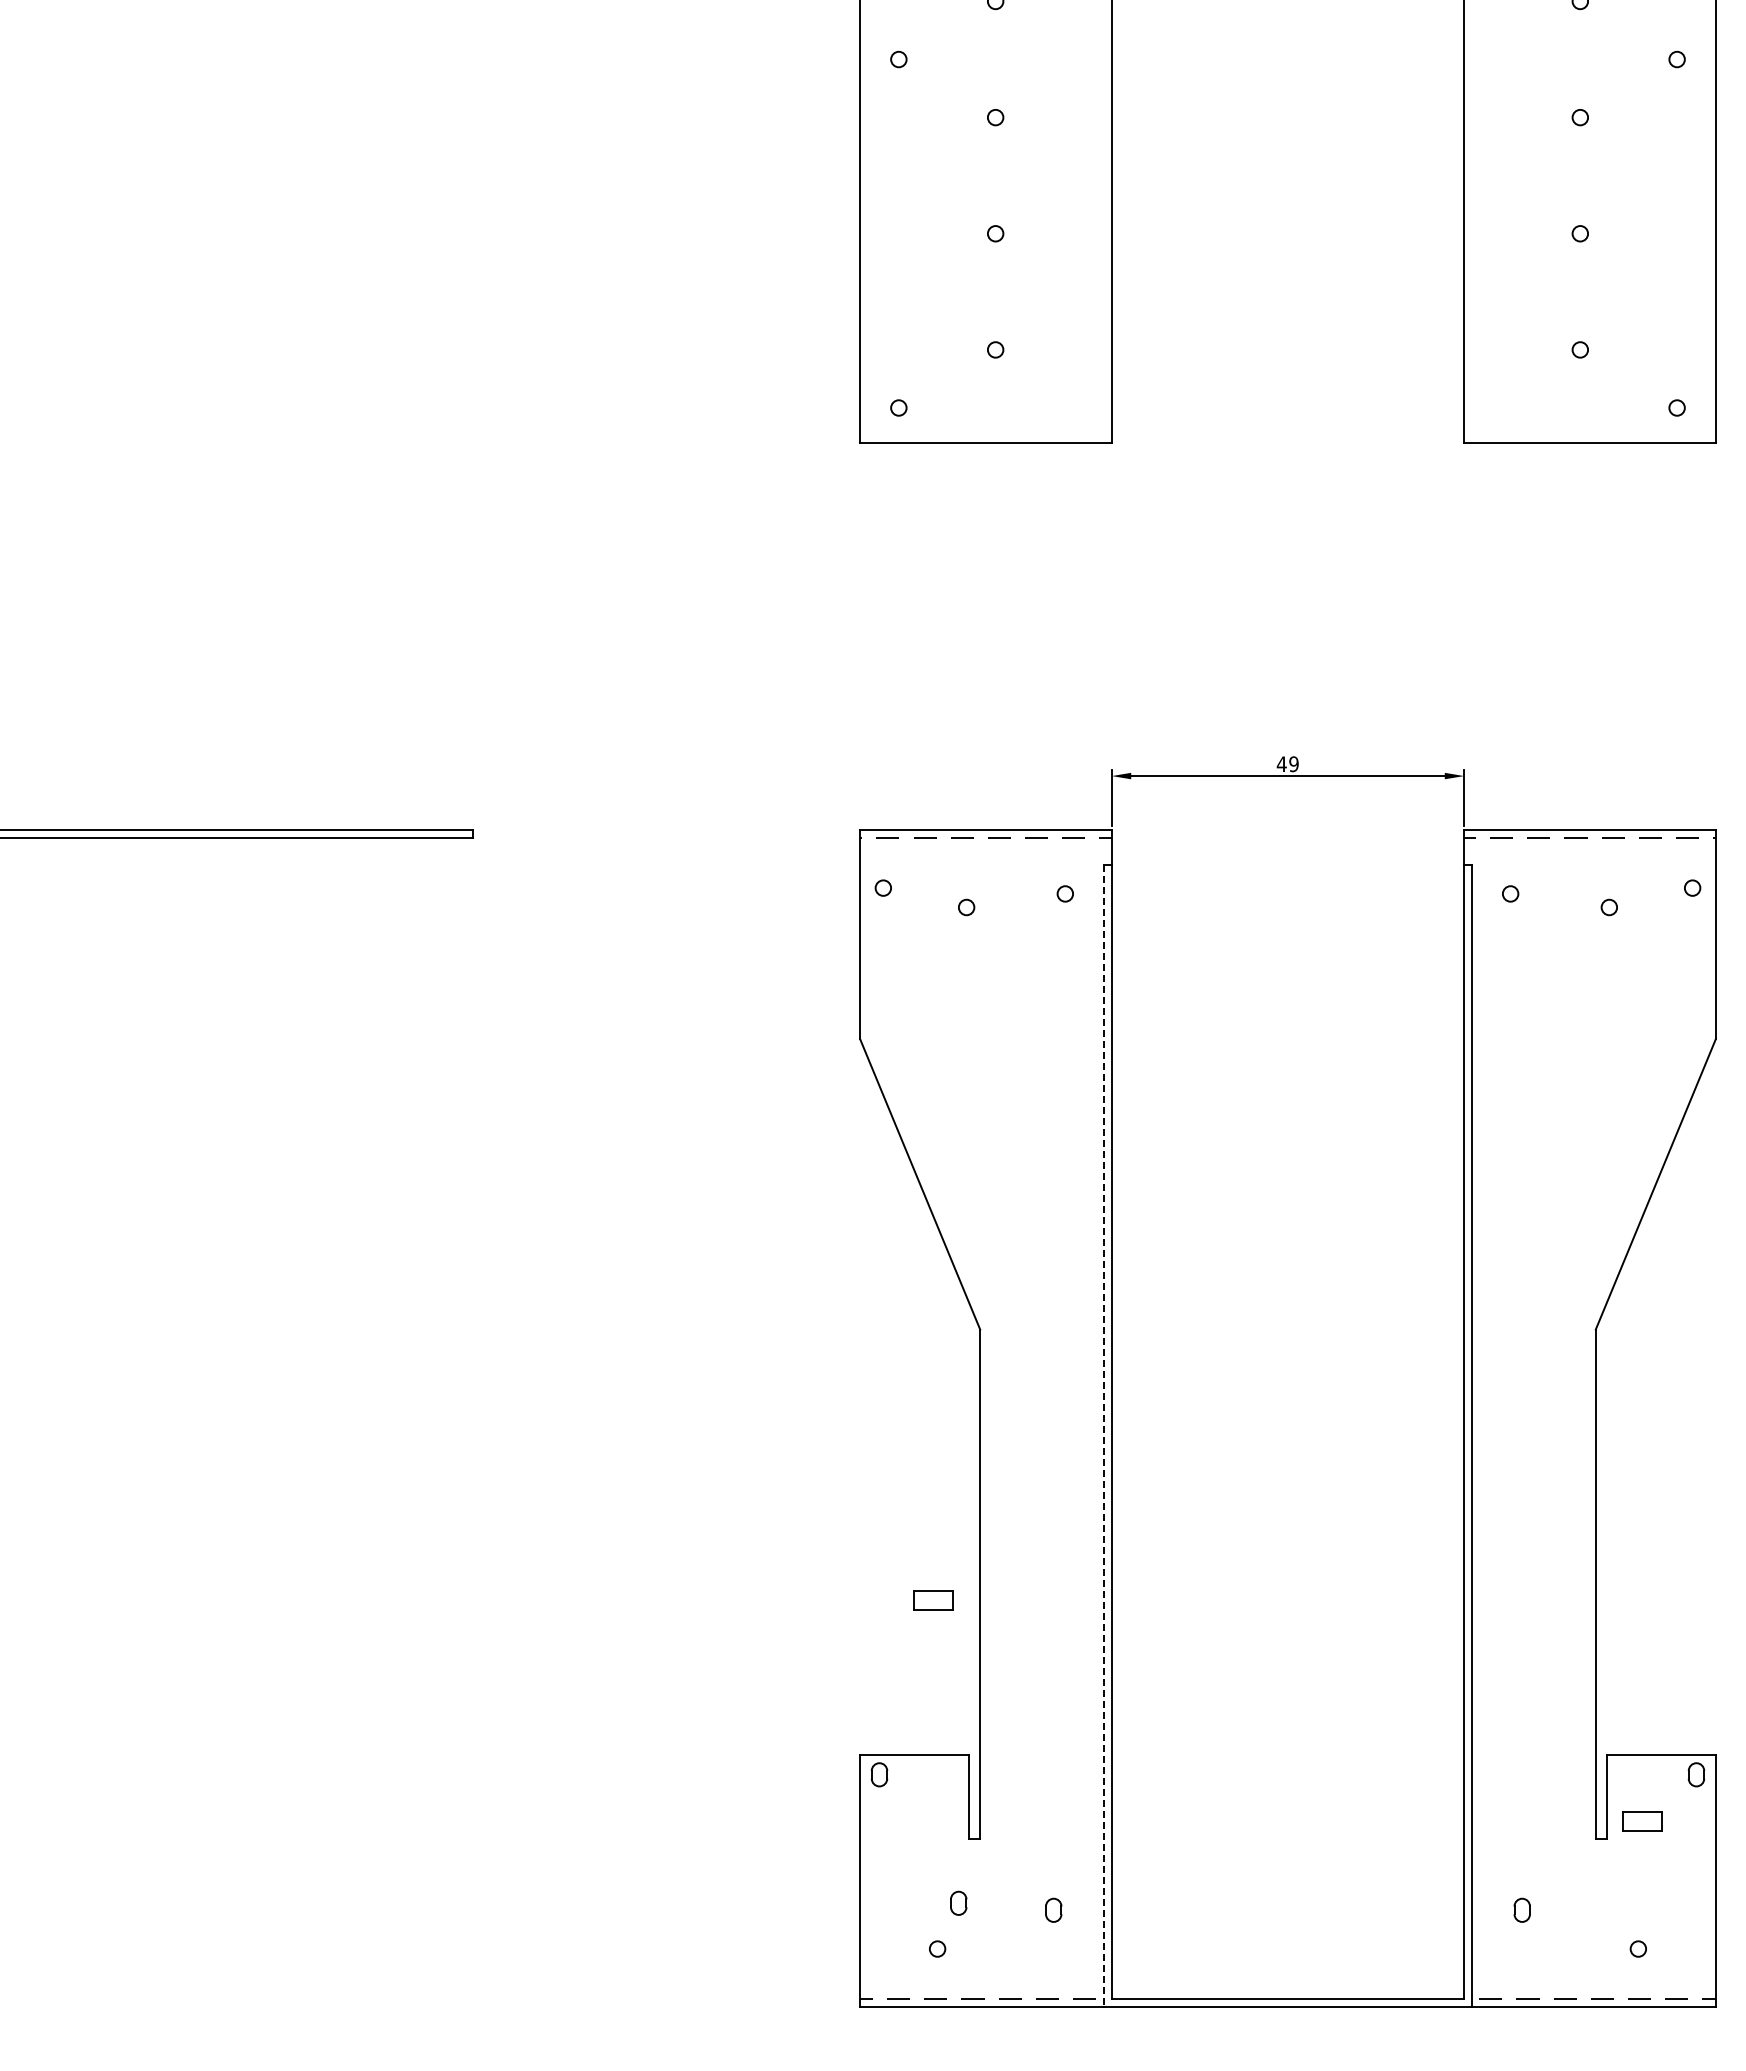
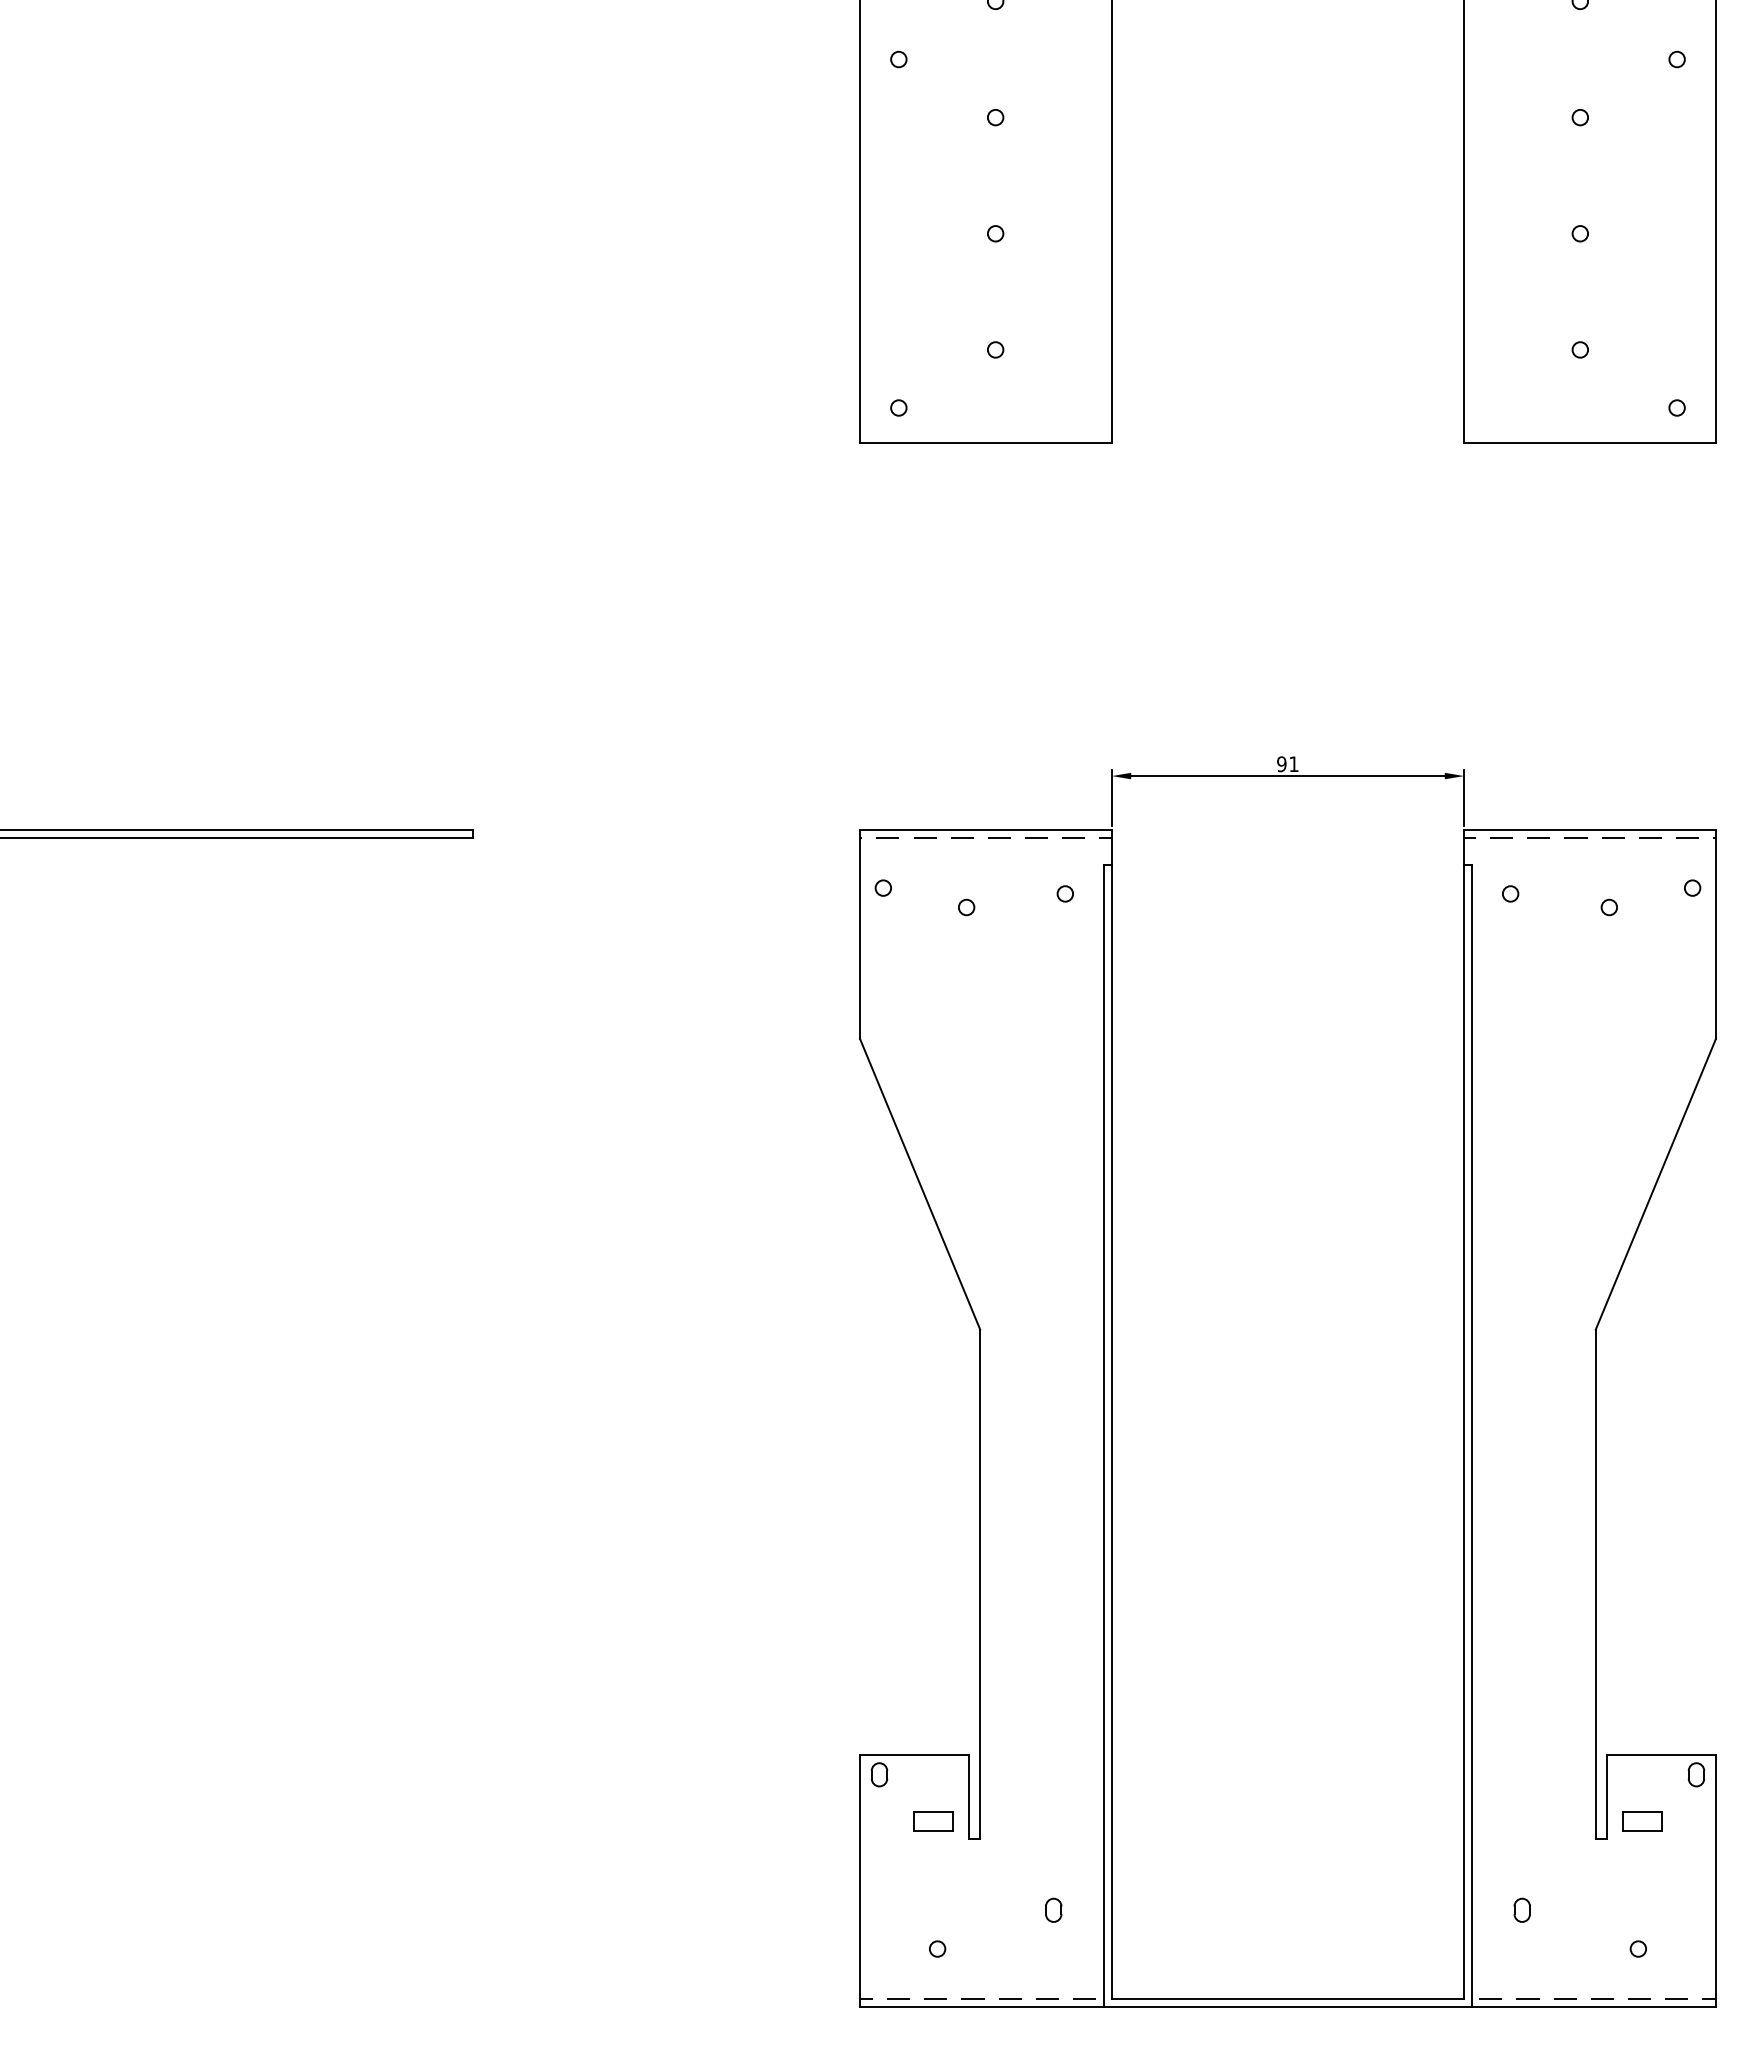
text: 49 -> 91 (1287, 764)
line: dashed -> solid (1104, 1436)
part position: (933, 1600) -> (933, 1821) (933, 1821)
part: present -> none (958, 1902)
